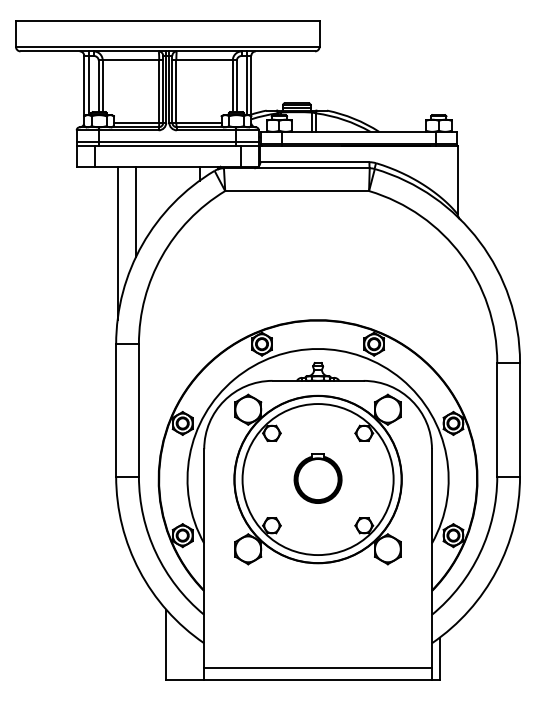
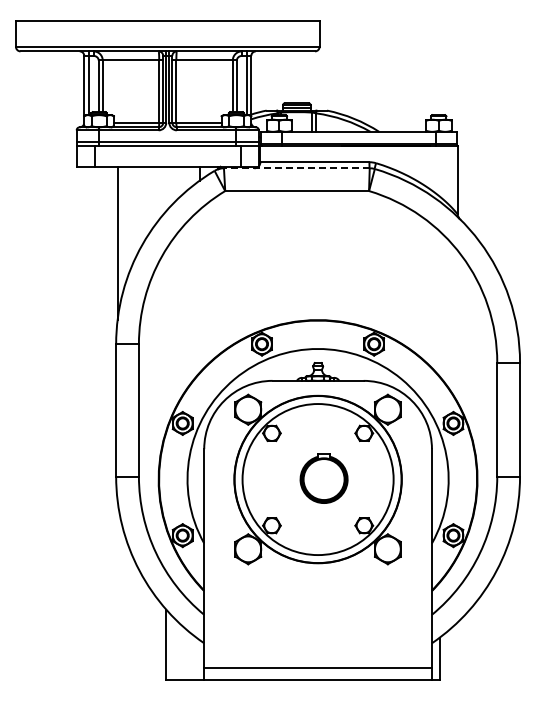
line: solid -> dashed (296, 168)
line: present -> none (135, 211)
part position: (317, 478) -> (323, 478) (323, 478)
